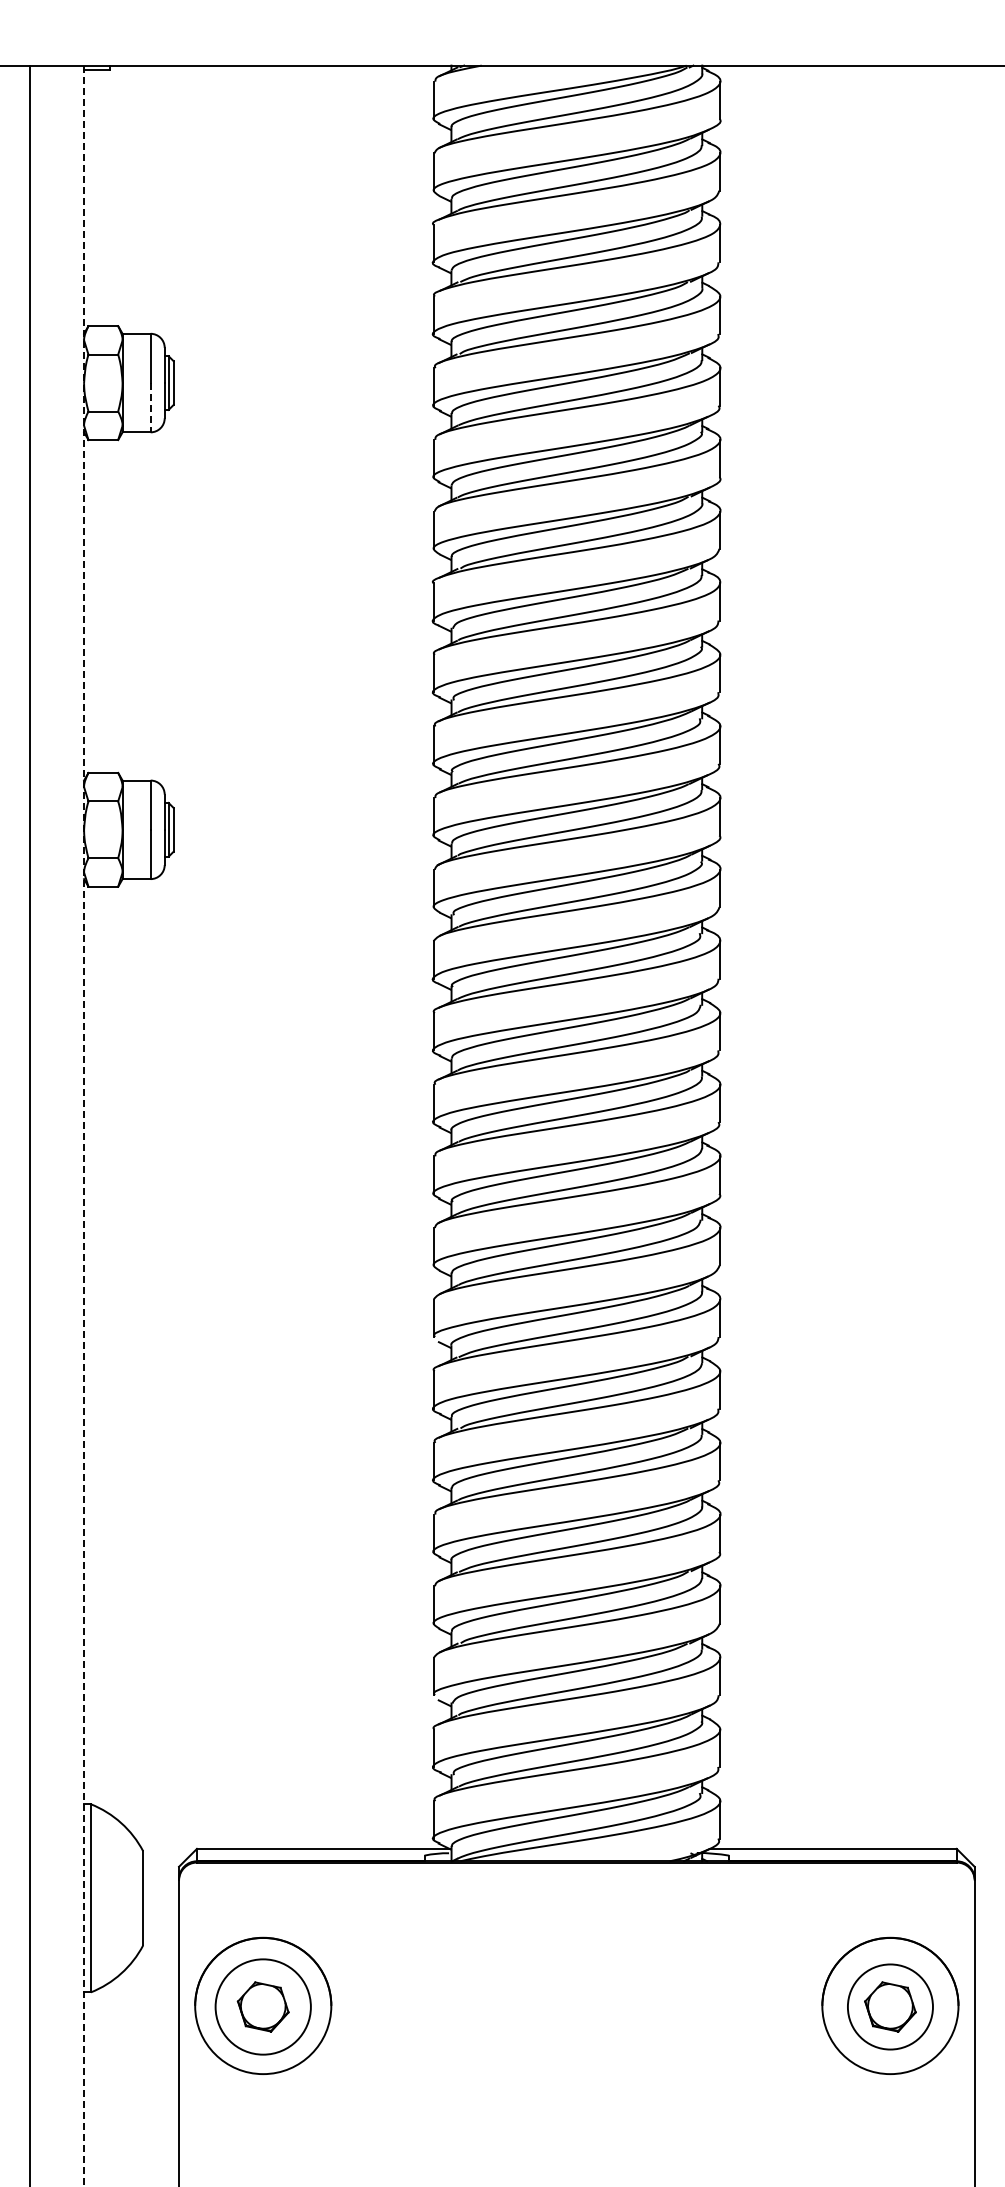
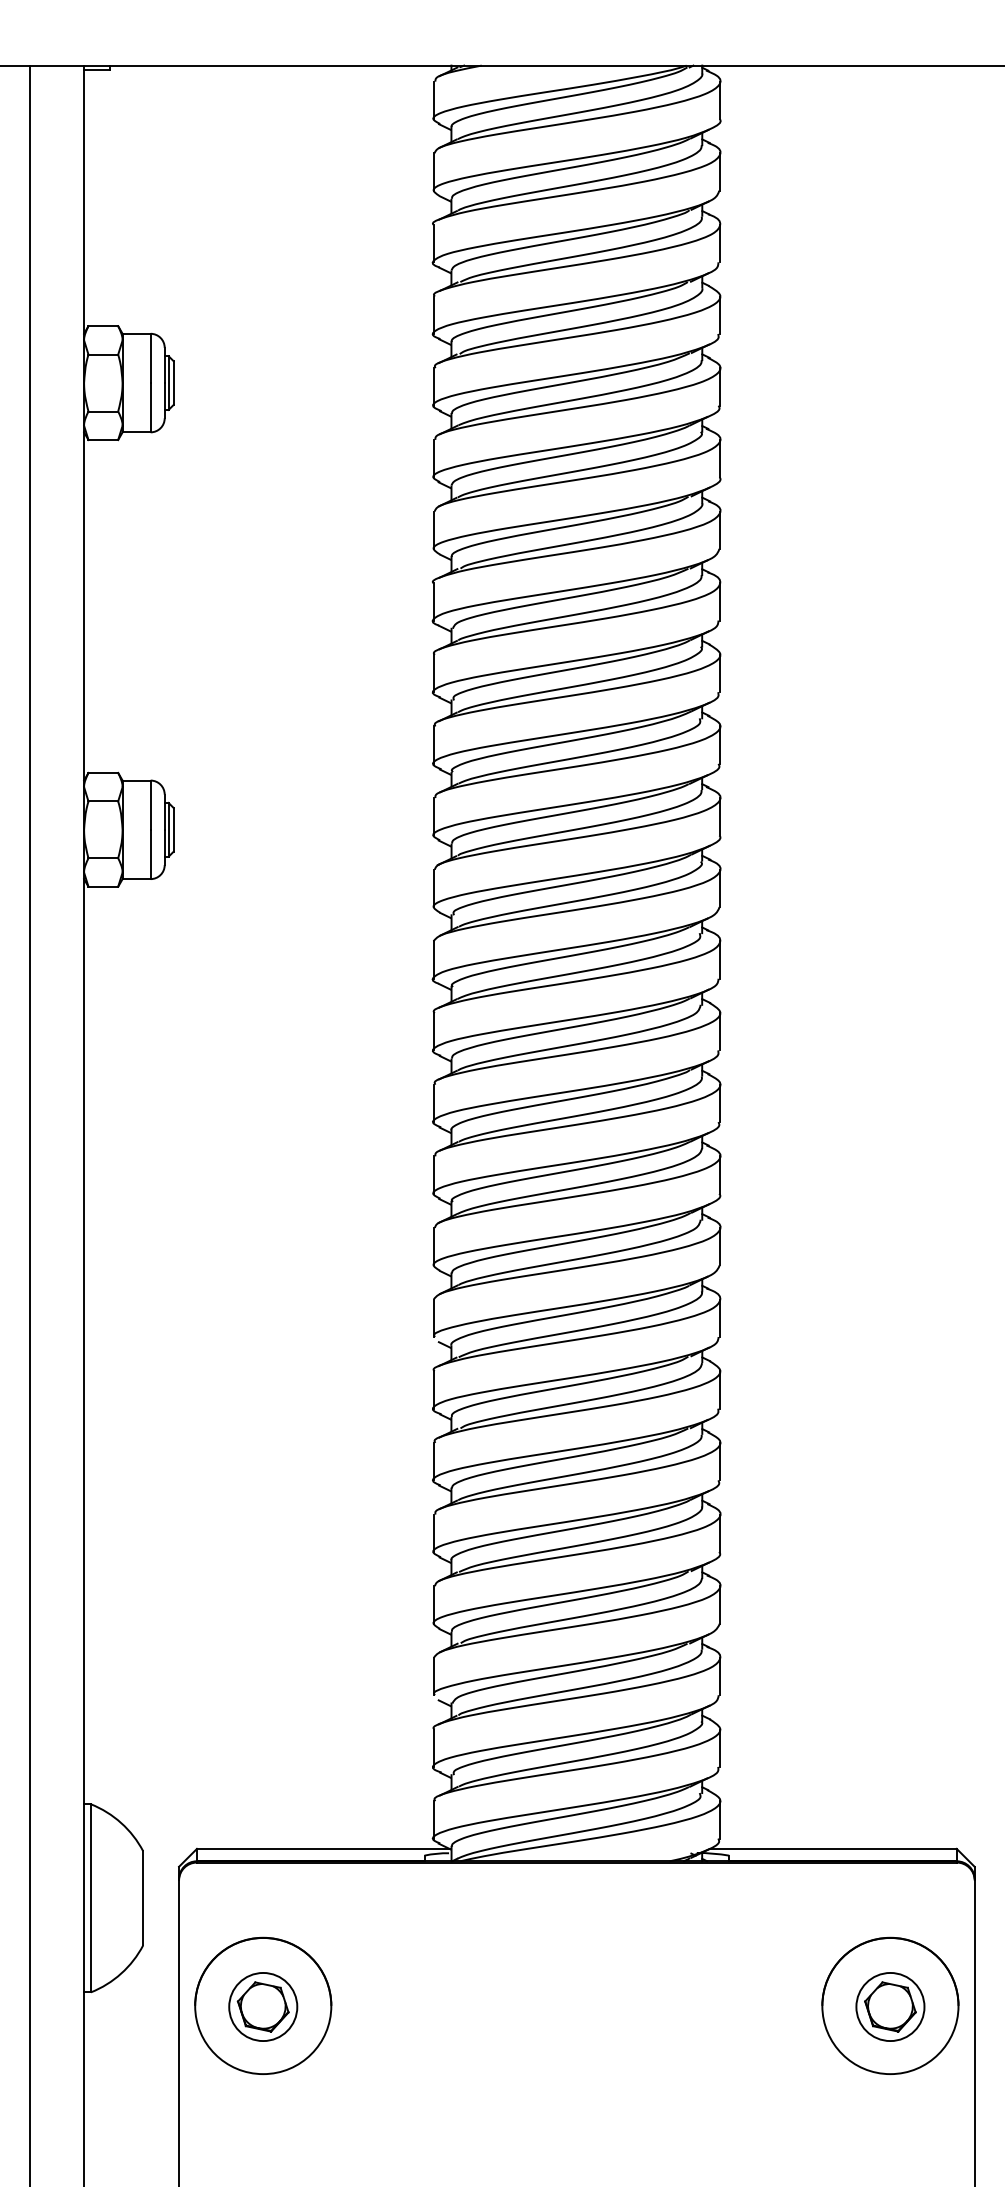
line: dashed -> solid (150, 407)
line: dashed -> solid (84, 1126)
circle diameter: 95 px -> 68 px (263, 2006)
circle diameter: 85 px -> 68 px (890, 2006)
